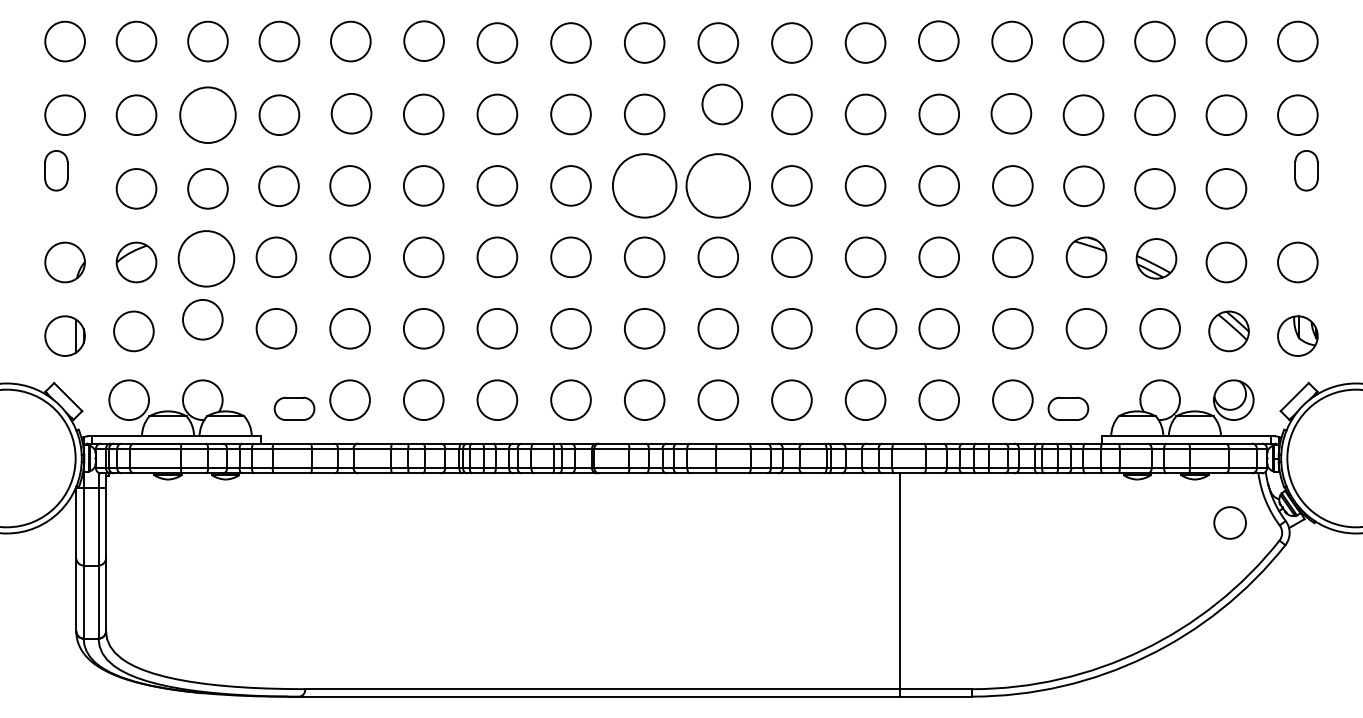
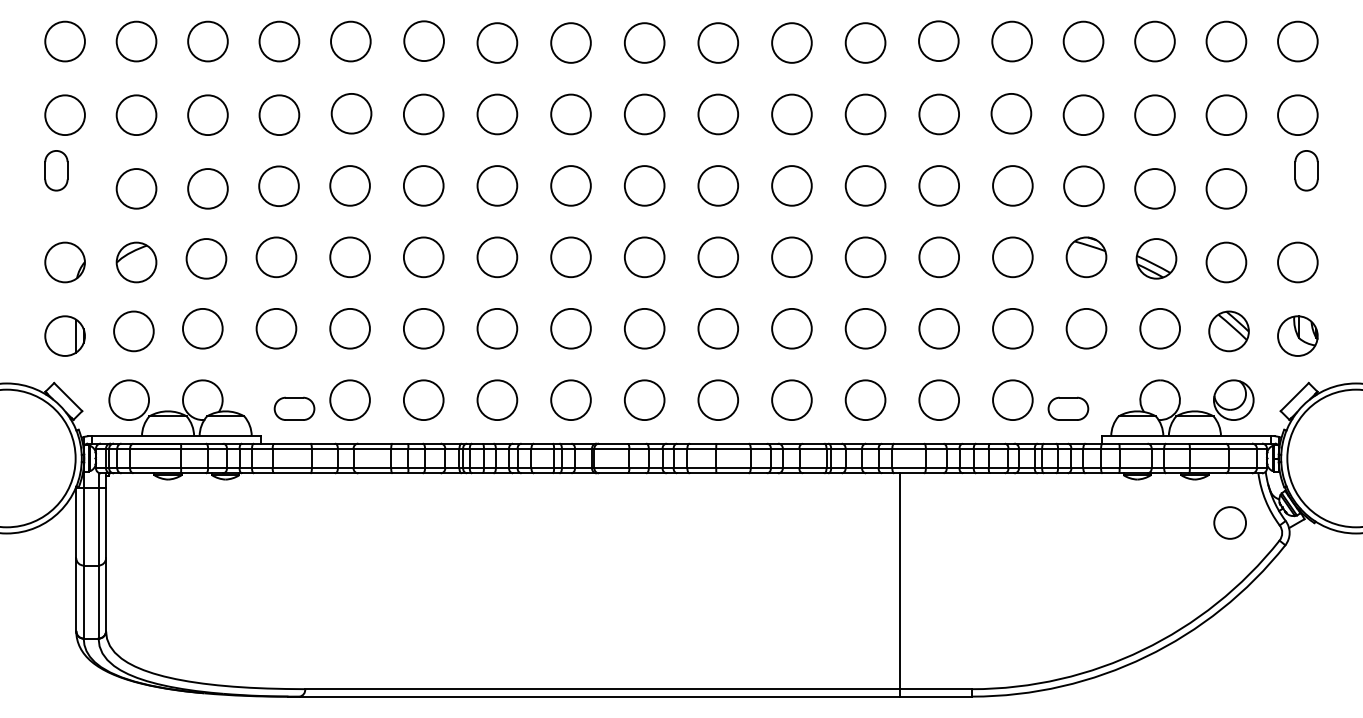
circle position: (721, 104) -> (717, 114) (717, 114)
circle diameter: 56 px -> 40 px (207, 115)
circle diameter: 63 px -> 40 px (644, 185)
circle diameter: 63 px -> 40 px (718, 185)
circle diameter: 56 px -> 40 px (206, 258)
circle position: (202, 319) -> (202, 328) (202, 328)
circle position: (876, 328) -> (865, 328) (865, 328)
